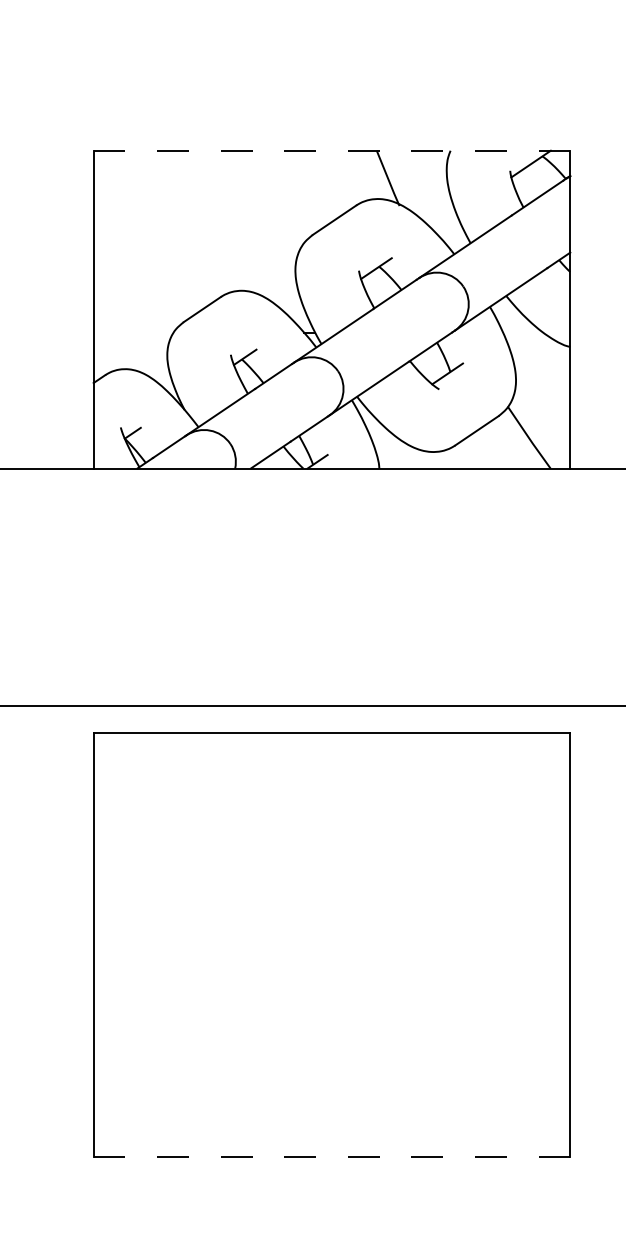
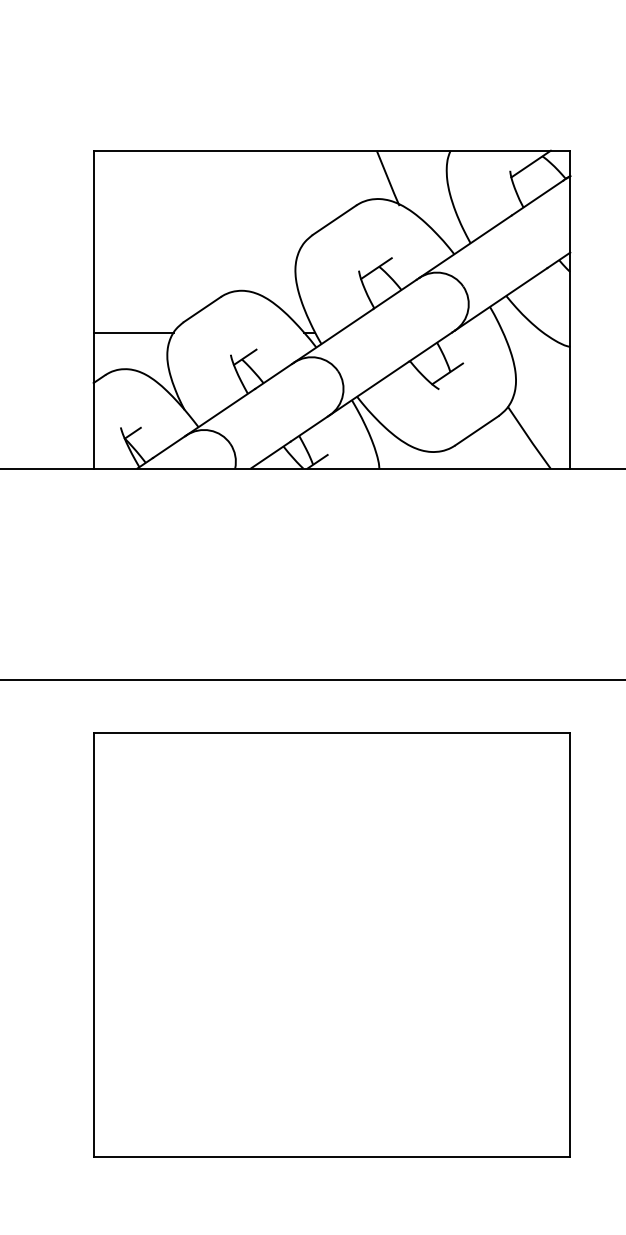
line: dashed -> solid (332, 150)
line: none -> present (133, 332)
line position: (312, 706) -> (312, 680) (312, 680)
line: dashed -> solid (331, 1157)
